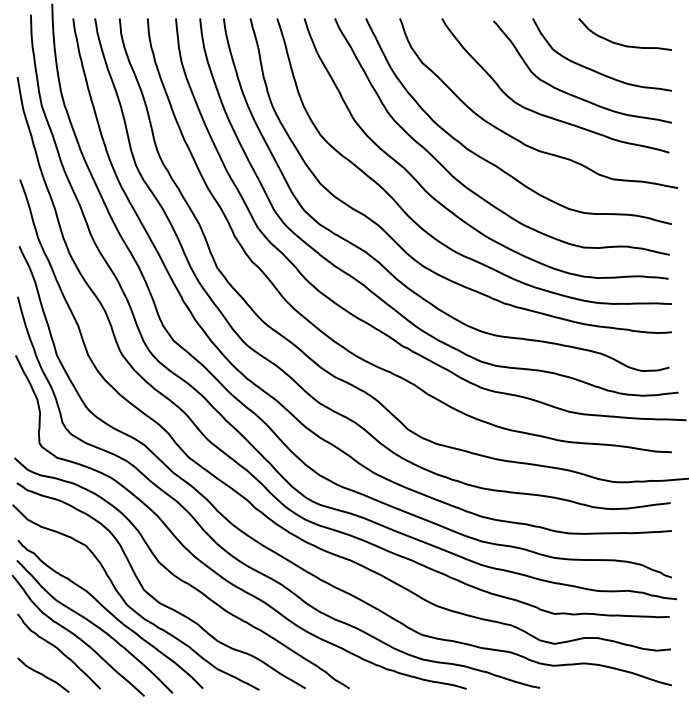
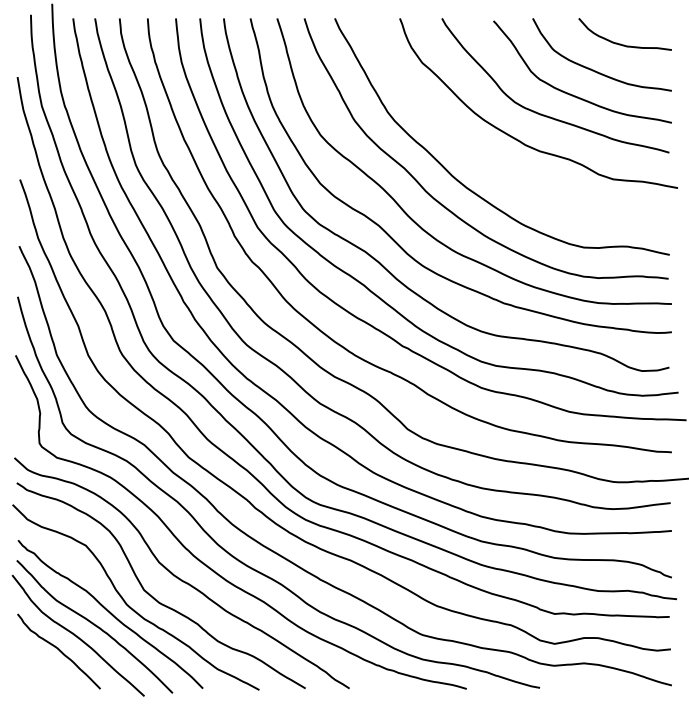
curve: present -> none (497, 165)
curve: present -> none (43, 674)
